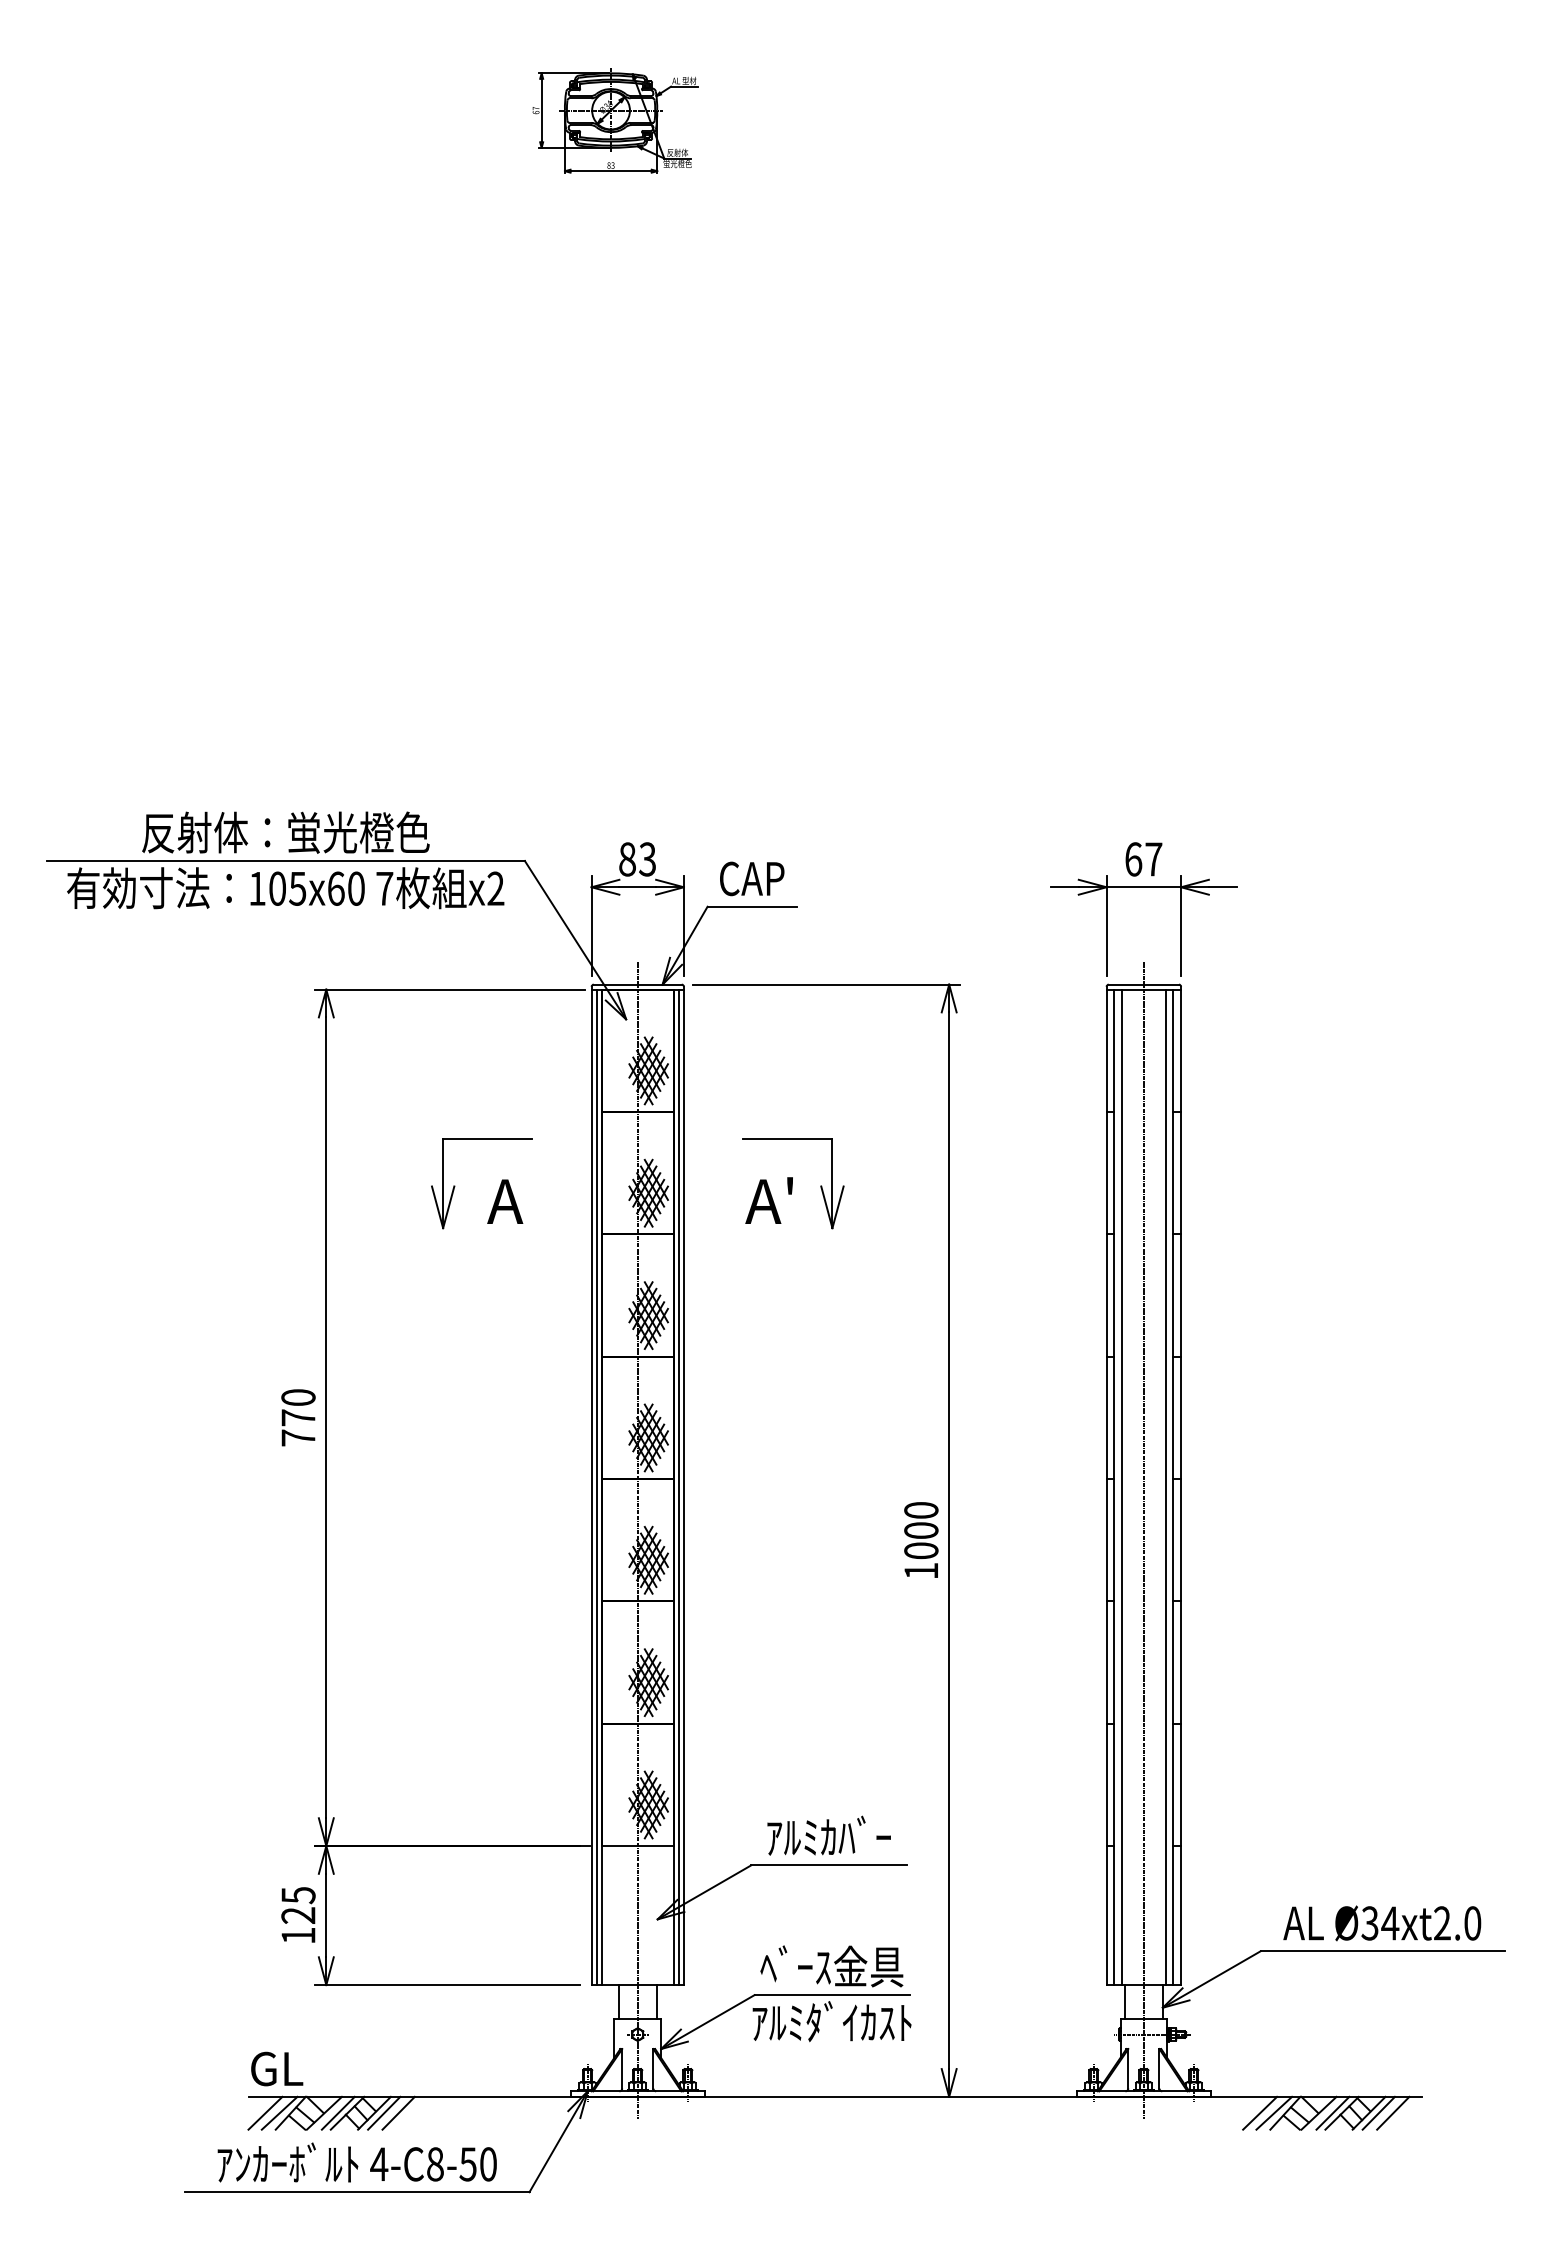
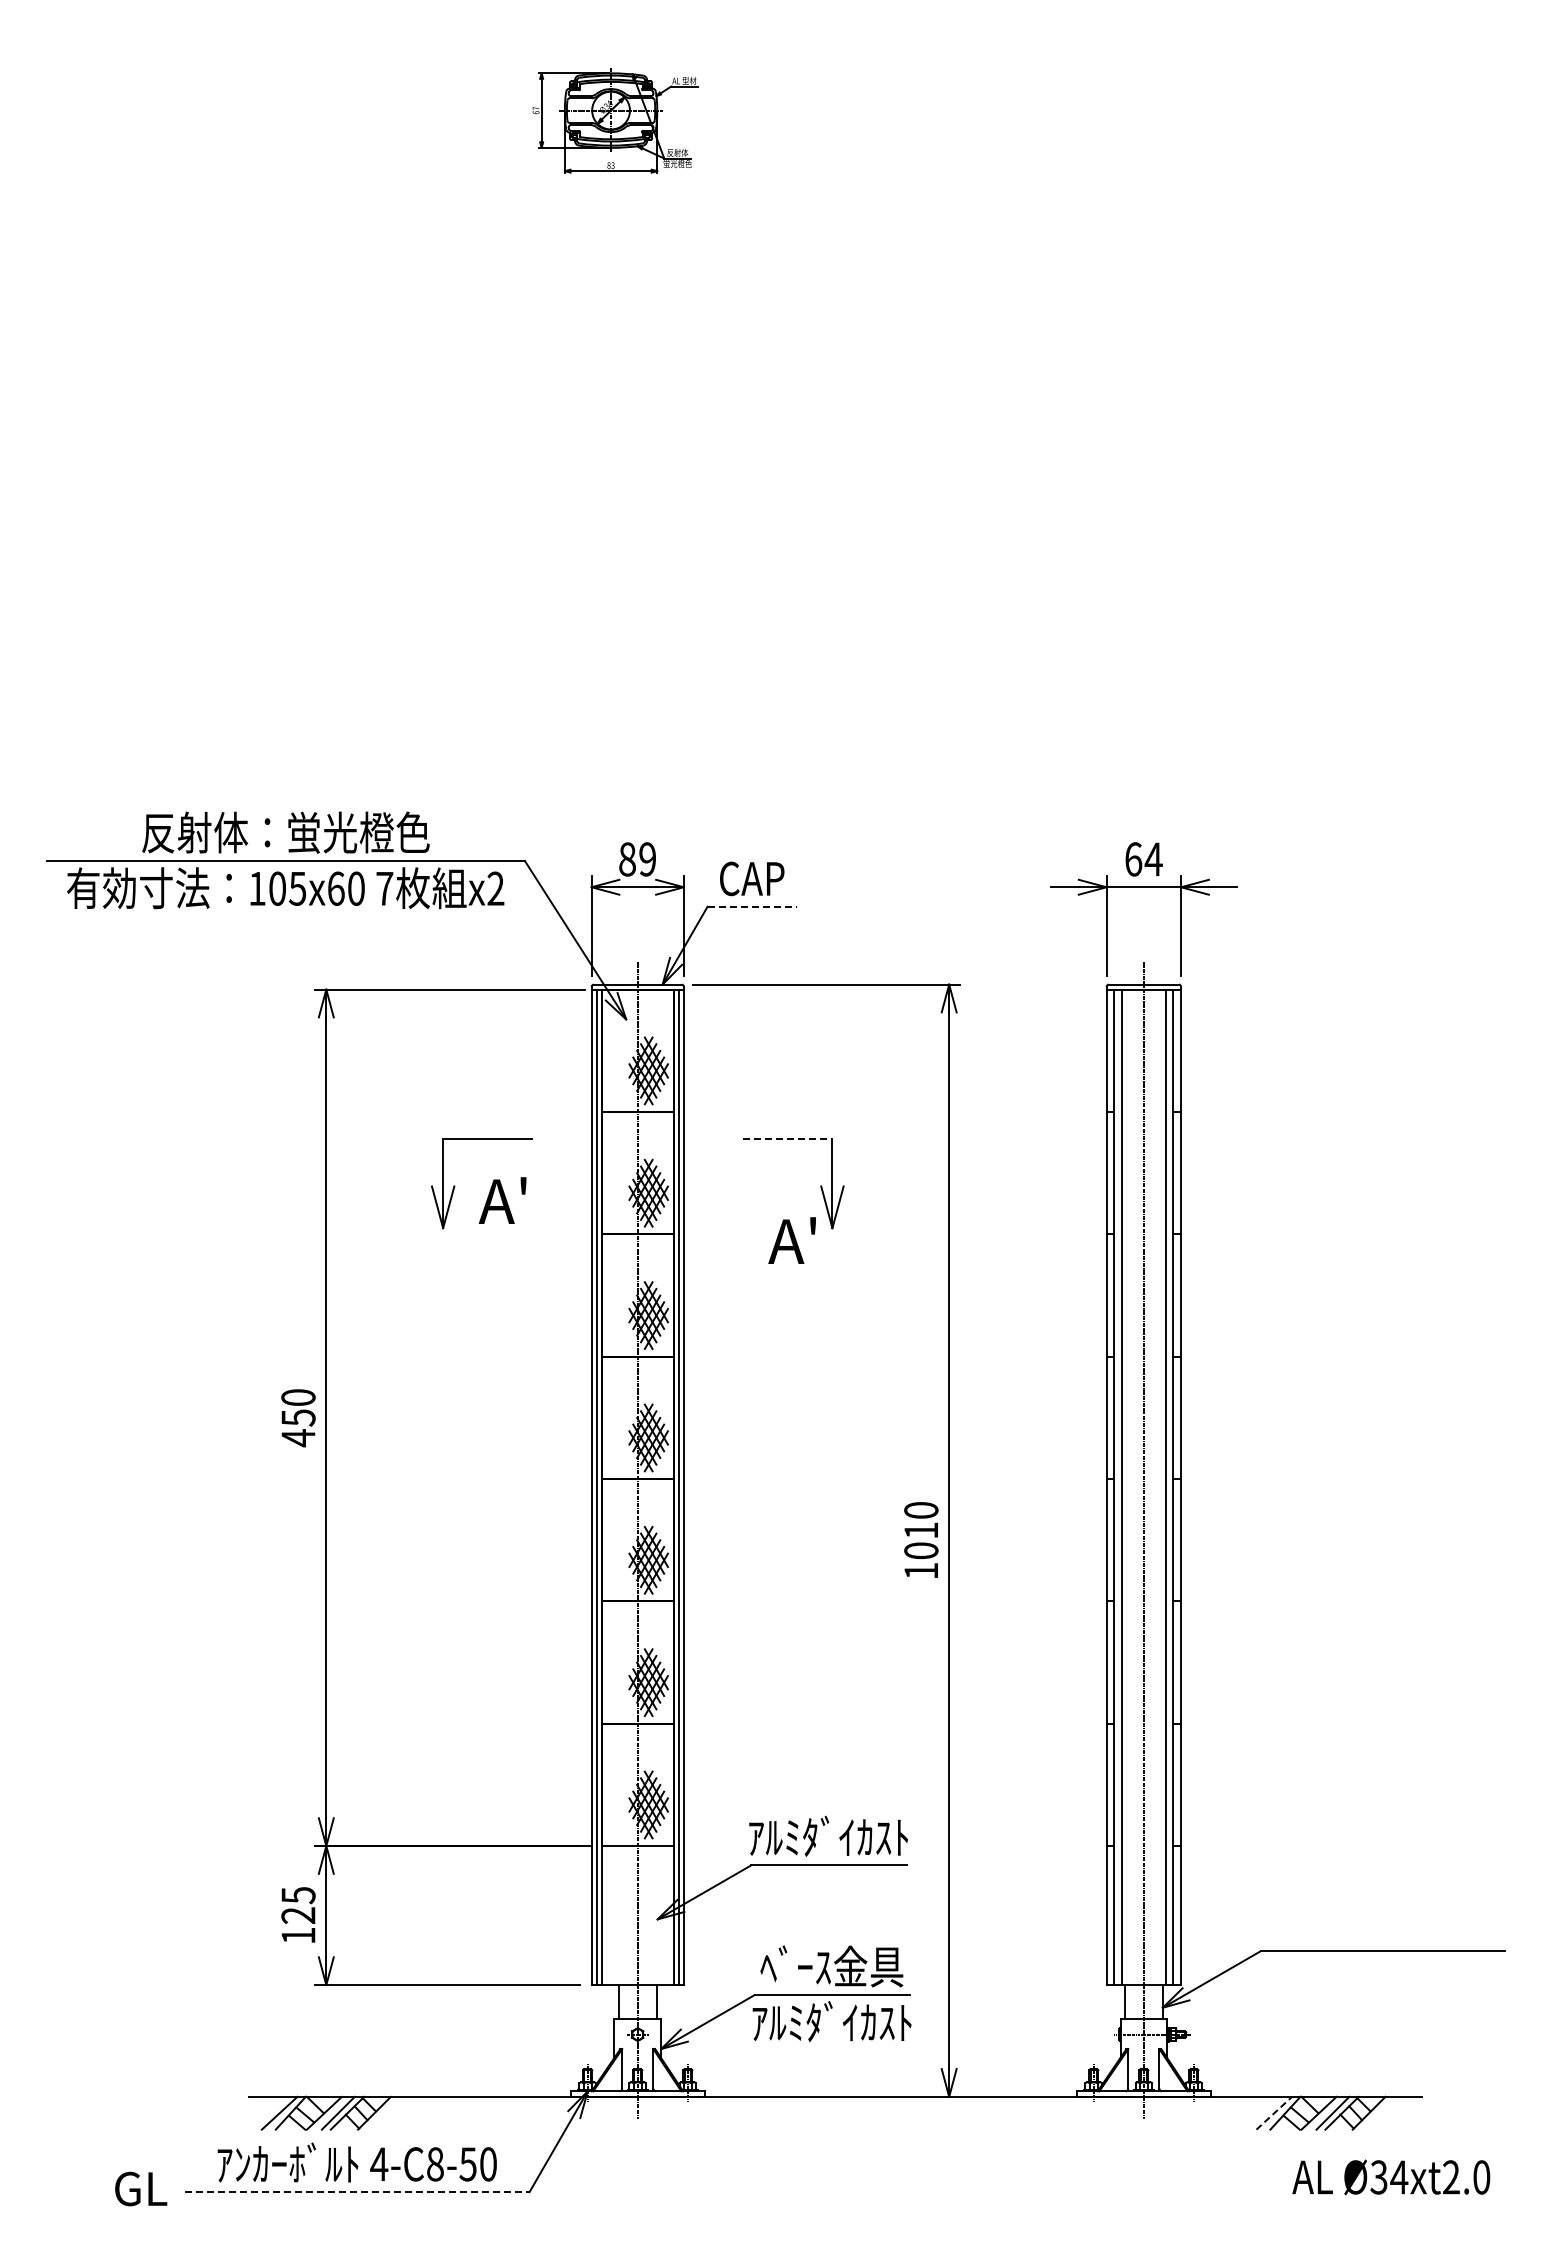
text: 83 -> 89 (647, 859)
text: 67 -> 64 (1153, 859)
line: solid -> dashed (752, 906)
line: solid -> dashed (788, 1139)
text: A -> A' (502, 1200)
text position: (768, 1200) -> (791, 1240) (791, 1240)
text: 770 -> 450 (298, 1428)
text: 1000 -> 1010 (921, 1530)
text: ｱﾙﾐｶﾊﾞｰ -> ｱﾙﾐﾀﾞｲｶｽﾄ (828, 1835)
text position: (1382, 1923) -> (1391, 2177) (1391, 2177)
text position: (277, 2068) -> (141, 2188) (141, 2188)
line: present -> none (265, 2112)
line: present -> none (384, 2112)
line: present -> none (398, 2112)
line: present -> none (1260, 2112)
line: solid -> dashed (1274, 2112)
line: present -> none (1378, 2112)
line: present -> none (1393, 2112)
line: solid -> dashed (357, 2192)
